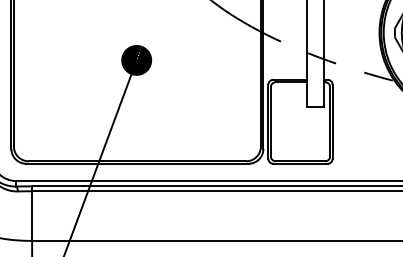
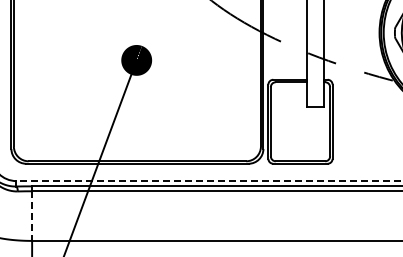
line: solid -> dashed (209, 181)
line: solid -> dashed (32, 216)
